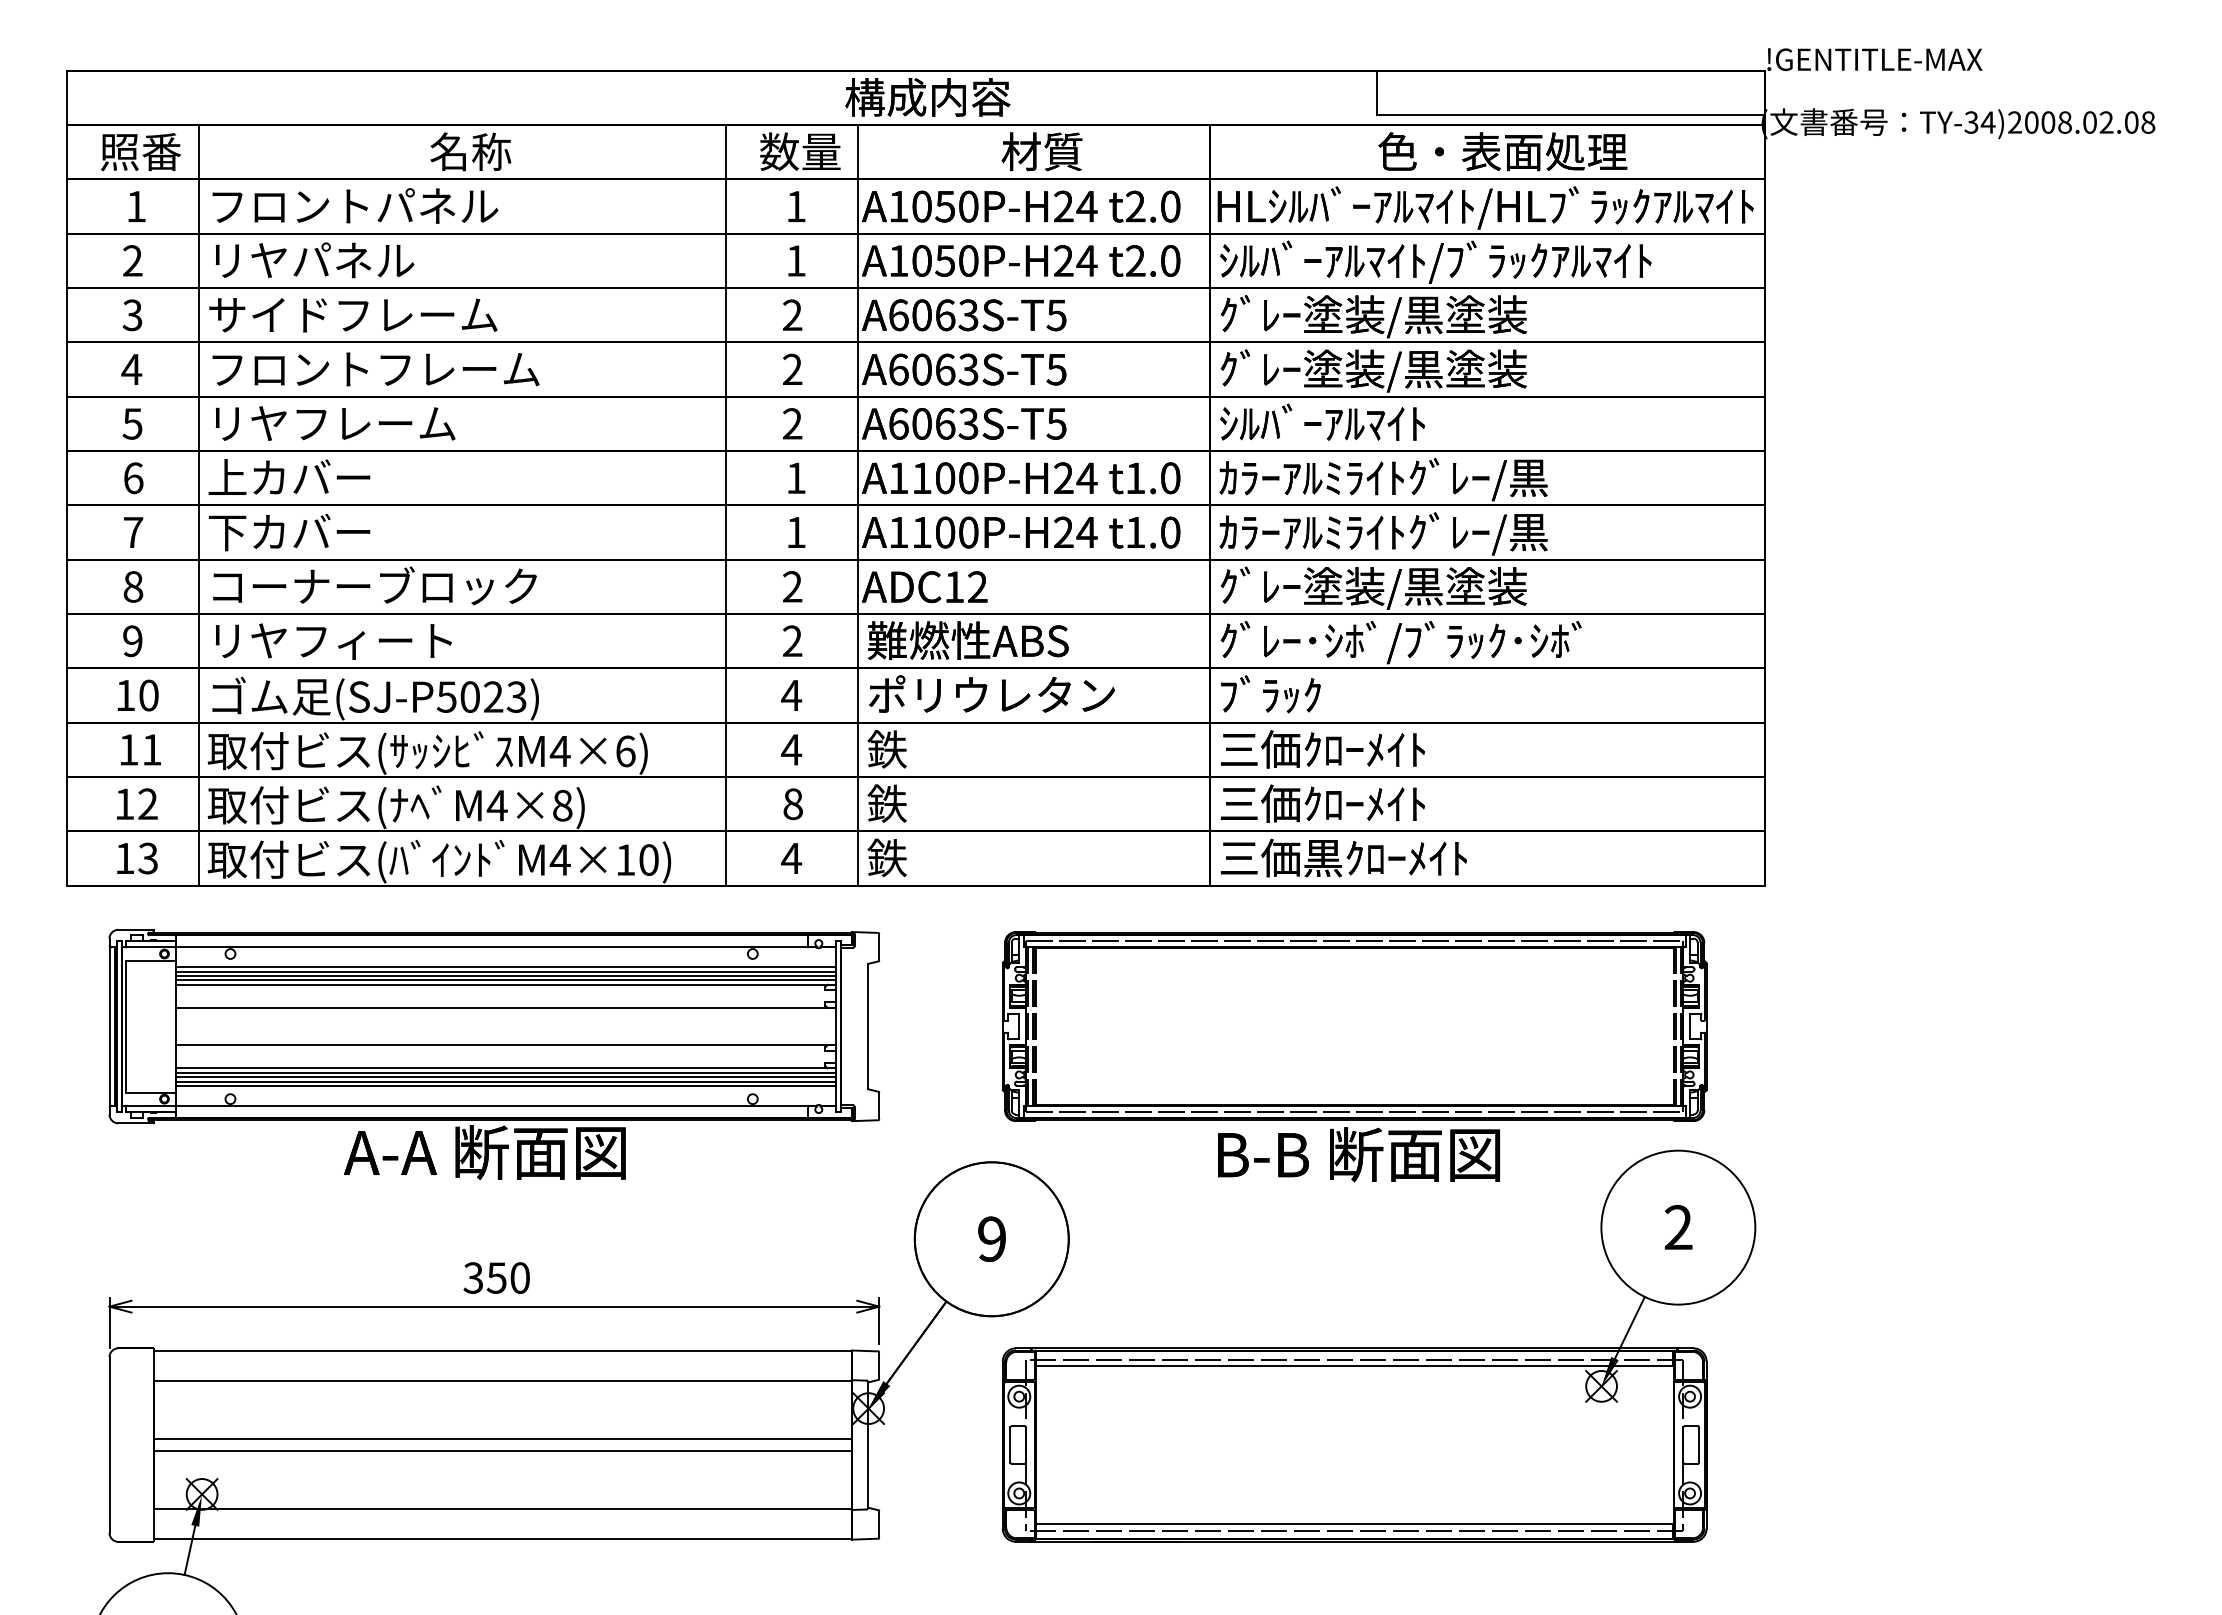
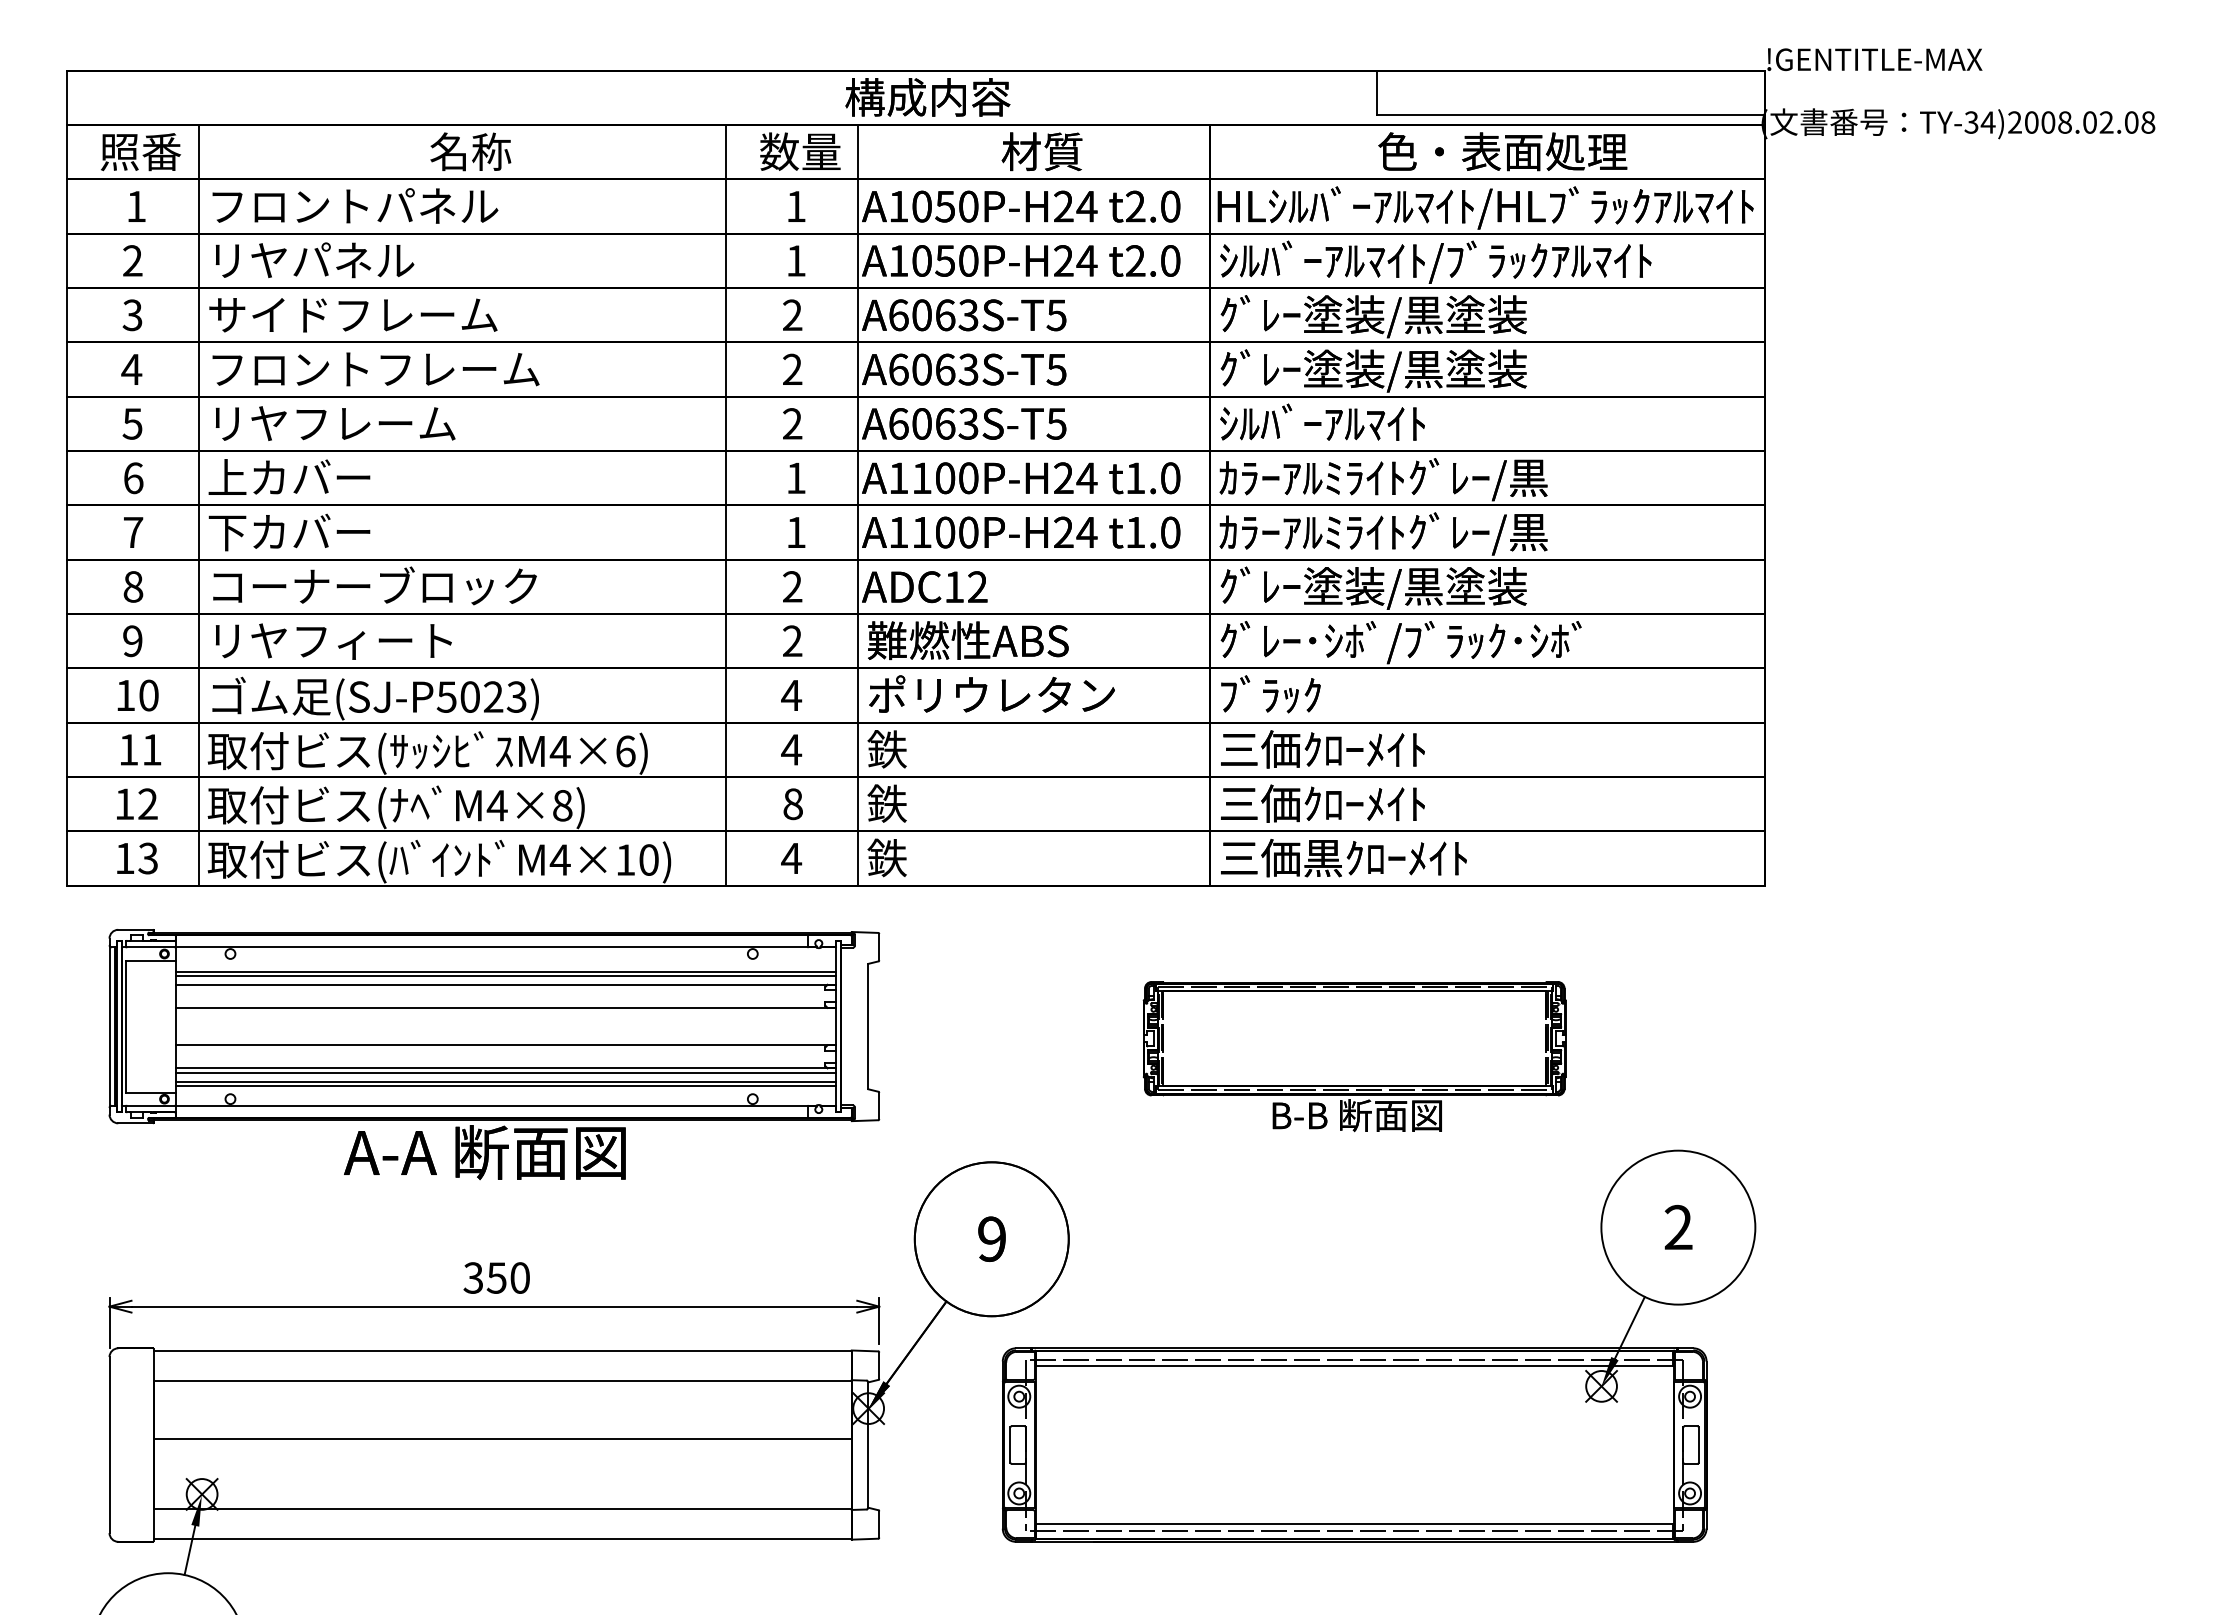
line: present -> none (505, 967)
line: present -> none (505, 980)
part size: 706x252 px -> 425x152 px (1354, 1056)
line: present -> none (505, 1077)
line: present -> none (502, 1451)
